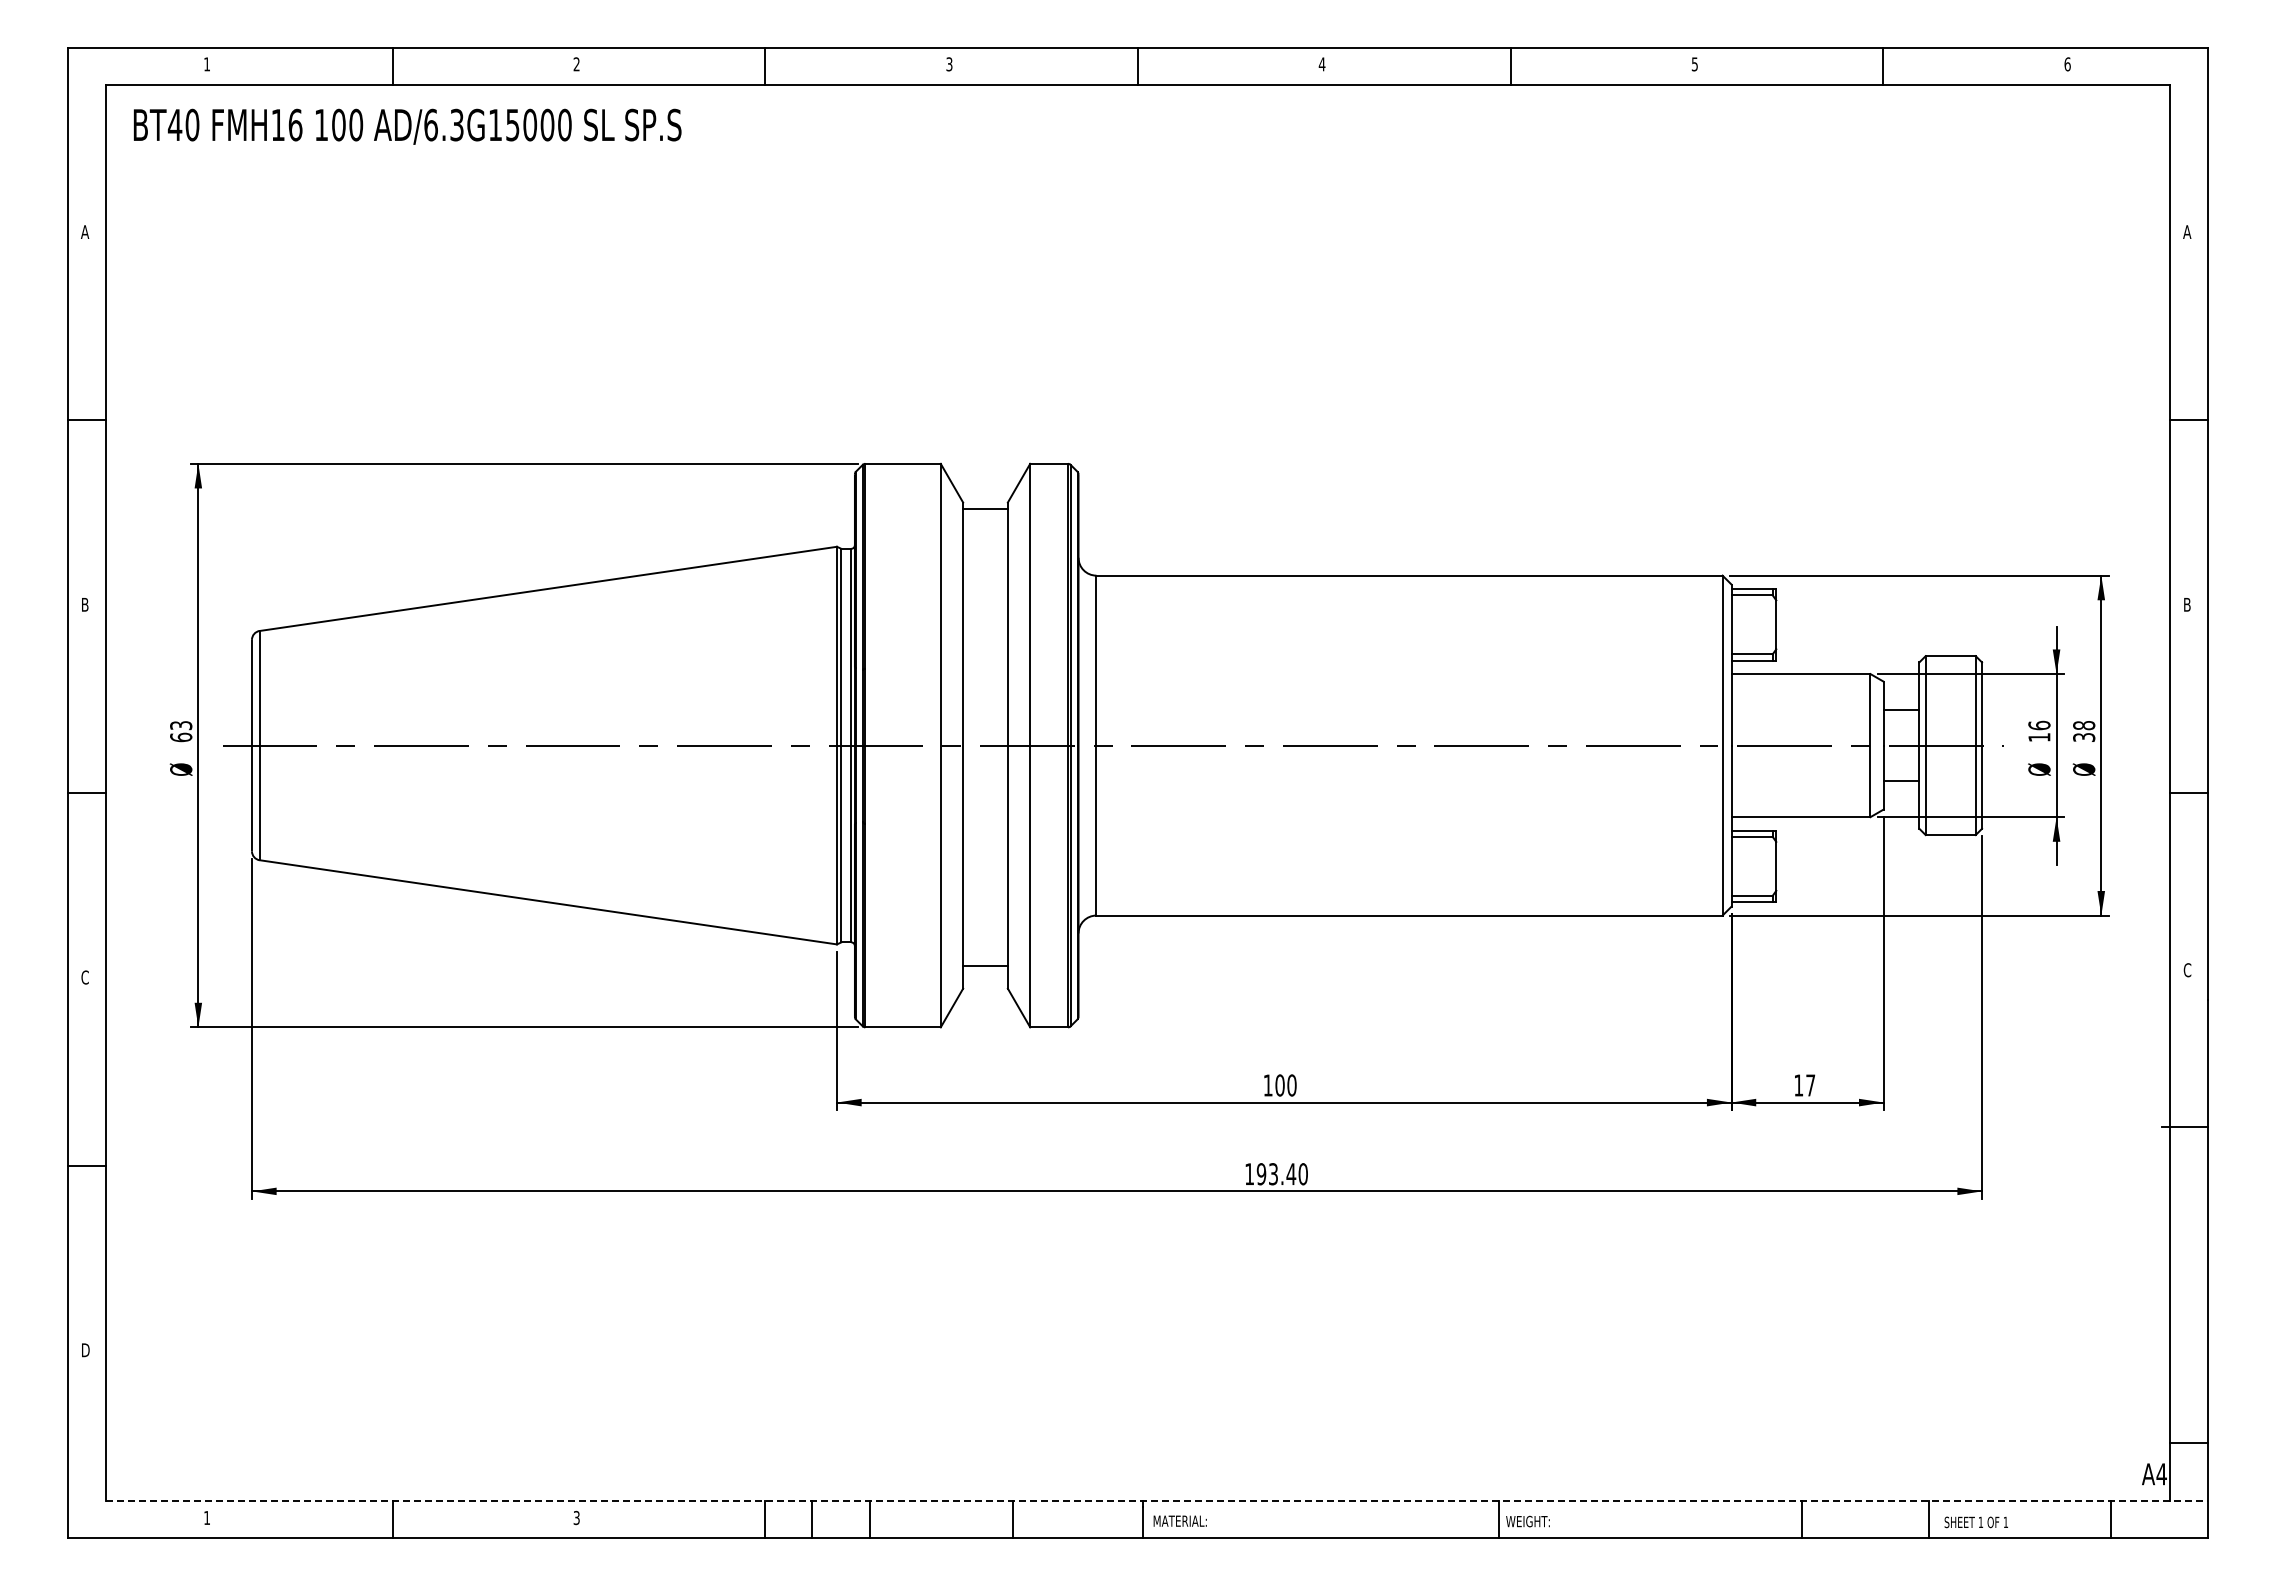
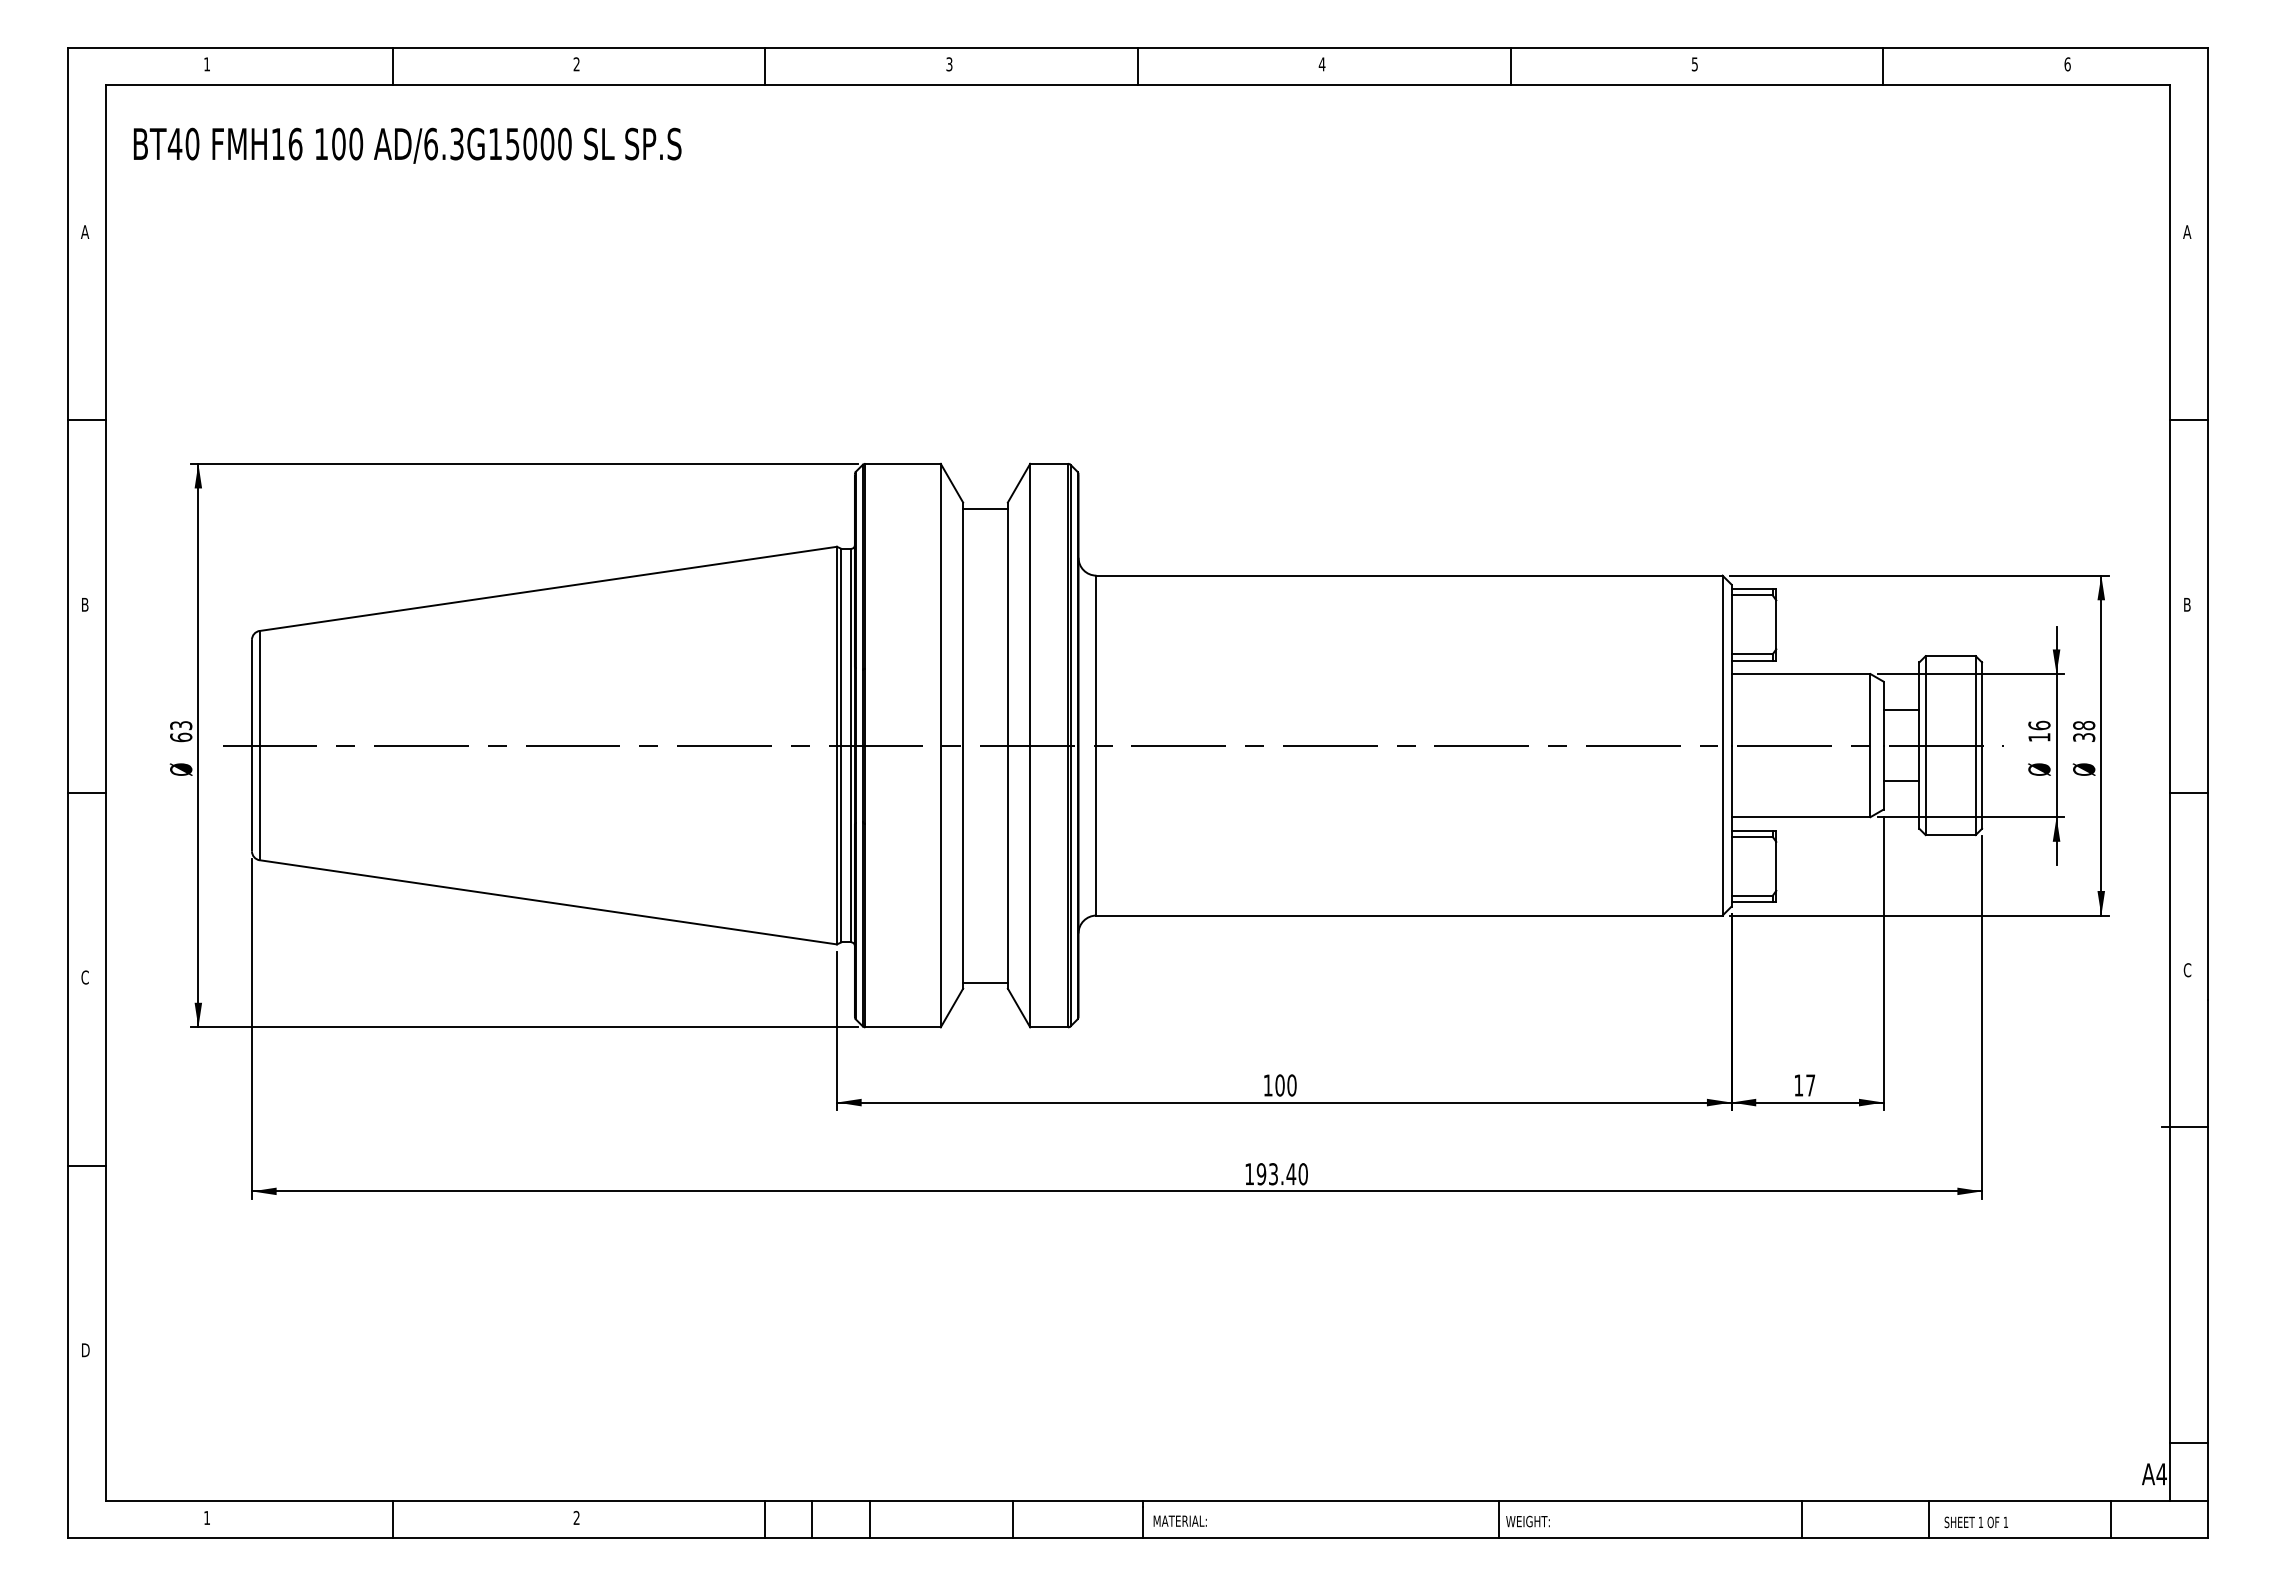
text position: (407, 126) -> (407, 145) (407, 145)
line position: (985, 965) -> (985, 982) (985, 982)
line: dashed -> solid (1157, 1501)
text: 3 -> 2 (576, 1518)
